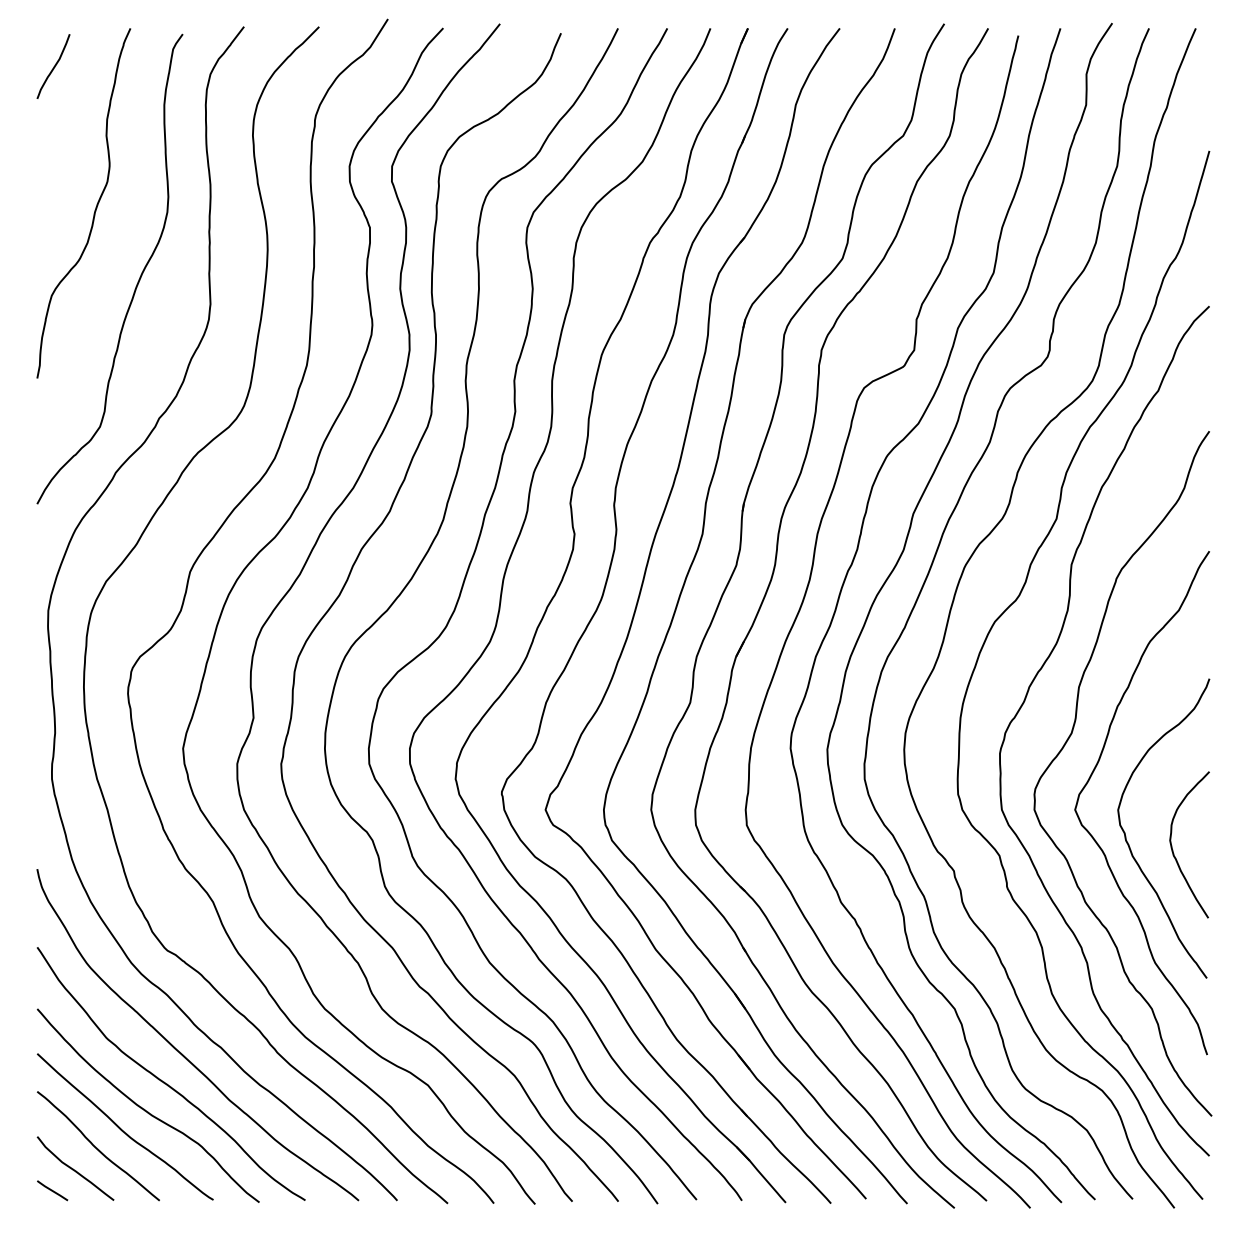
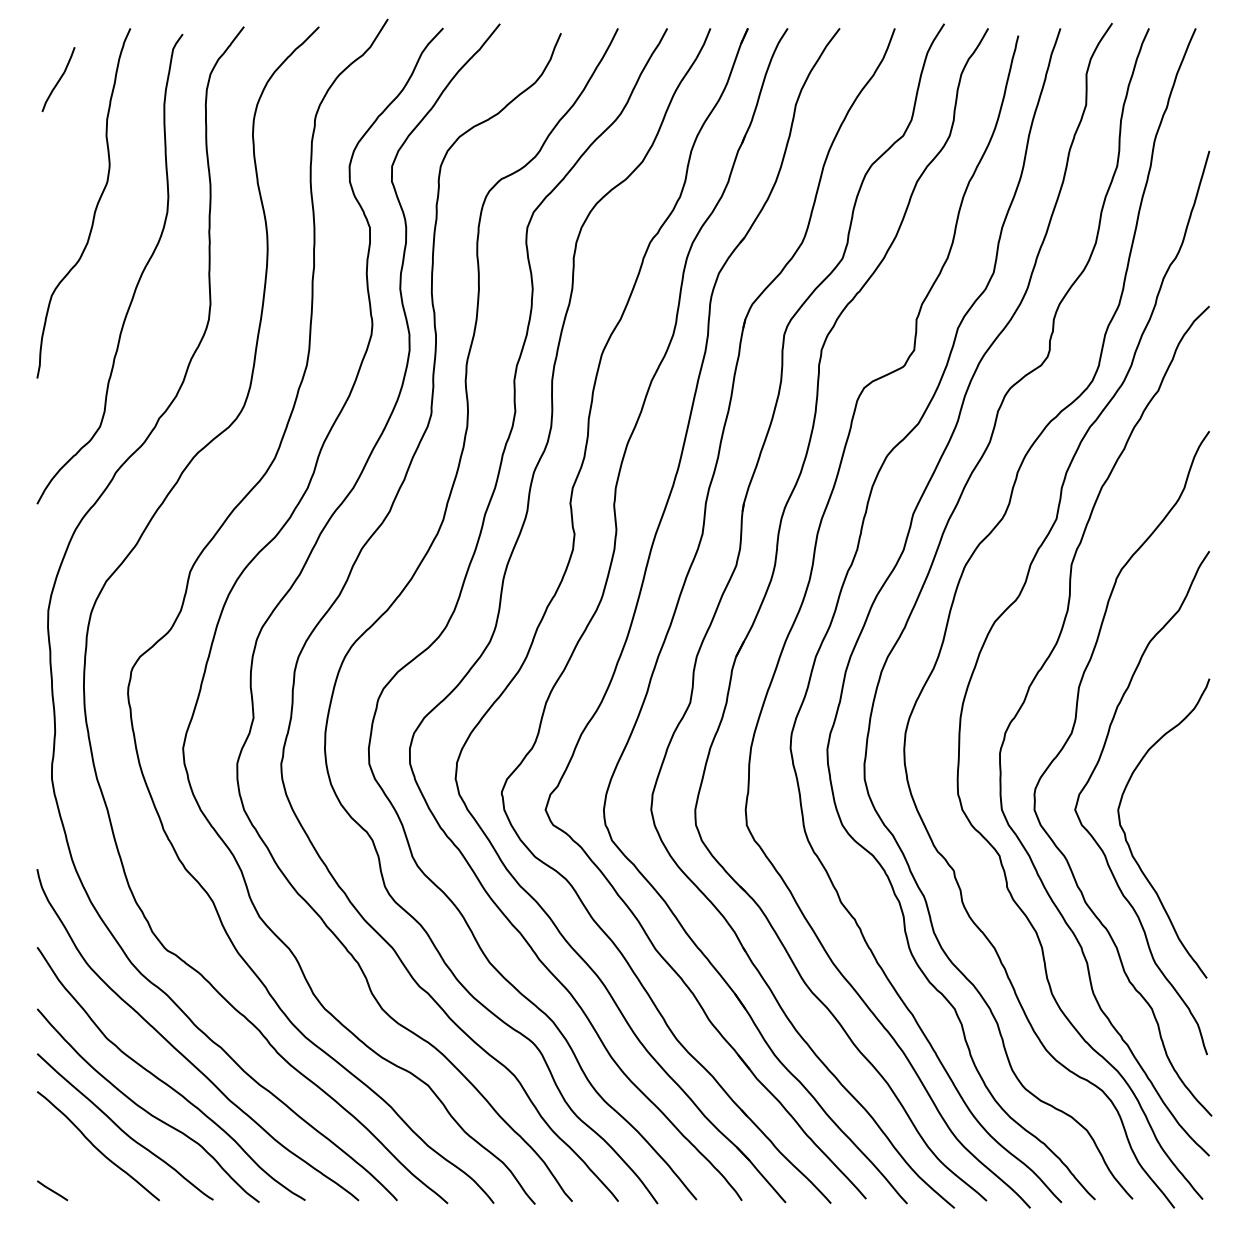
curve position: (53, 66) -> (58, 79) (58, 79)
curve: present -> none (1172, 845)
curve: present -> none (74, 1169)
